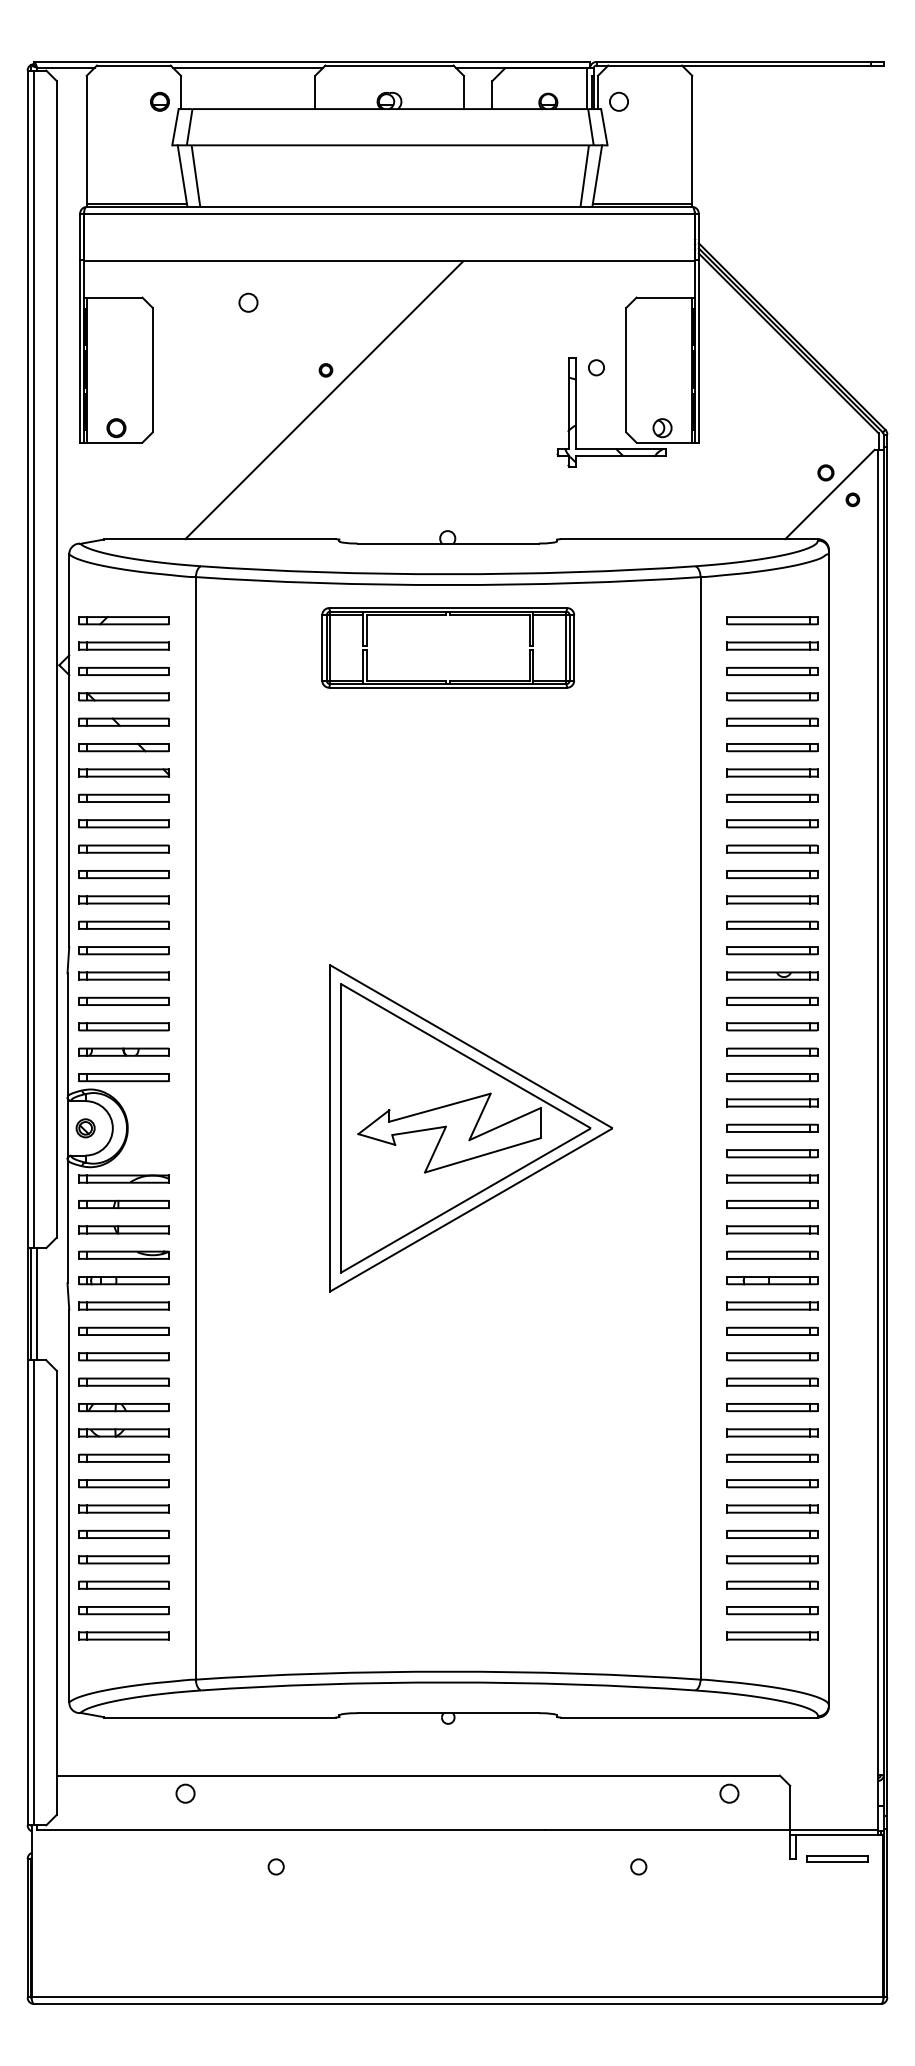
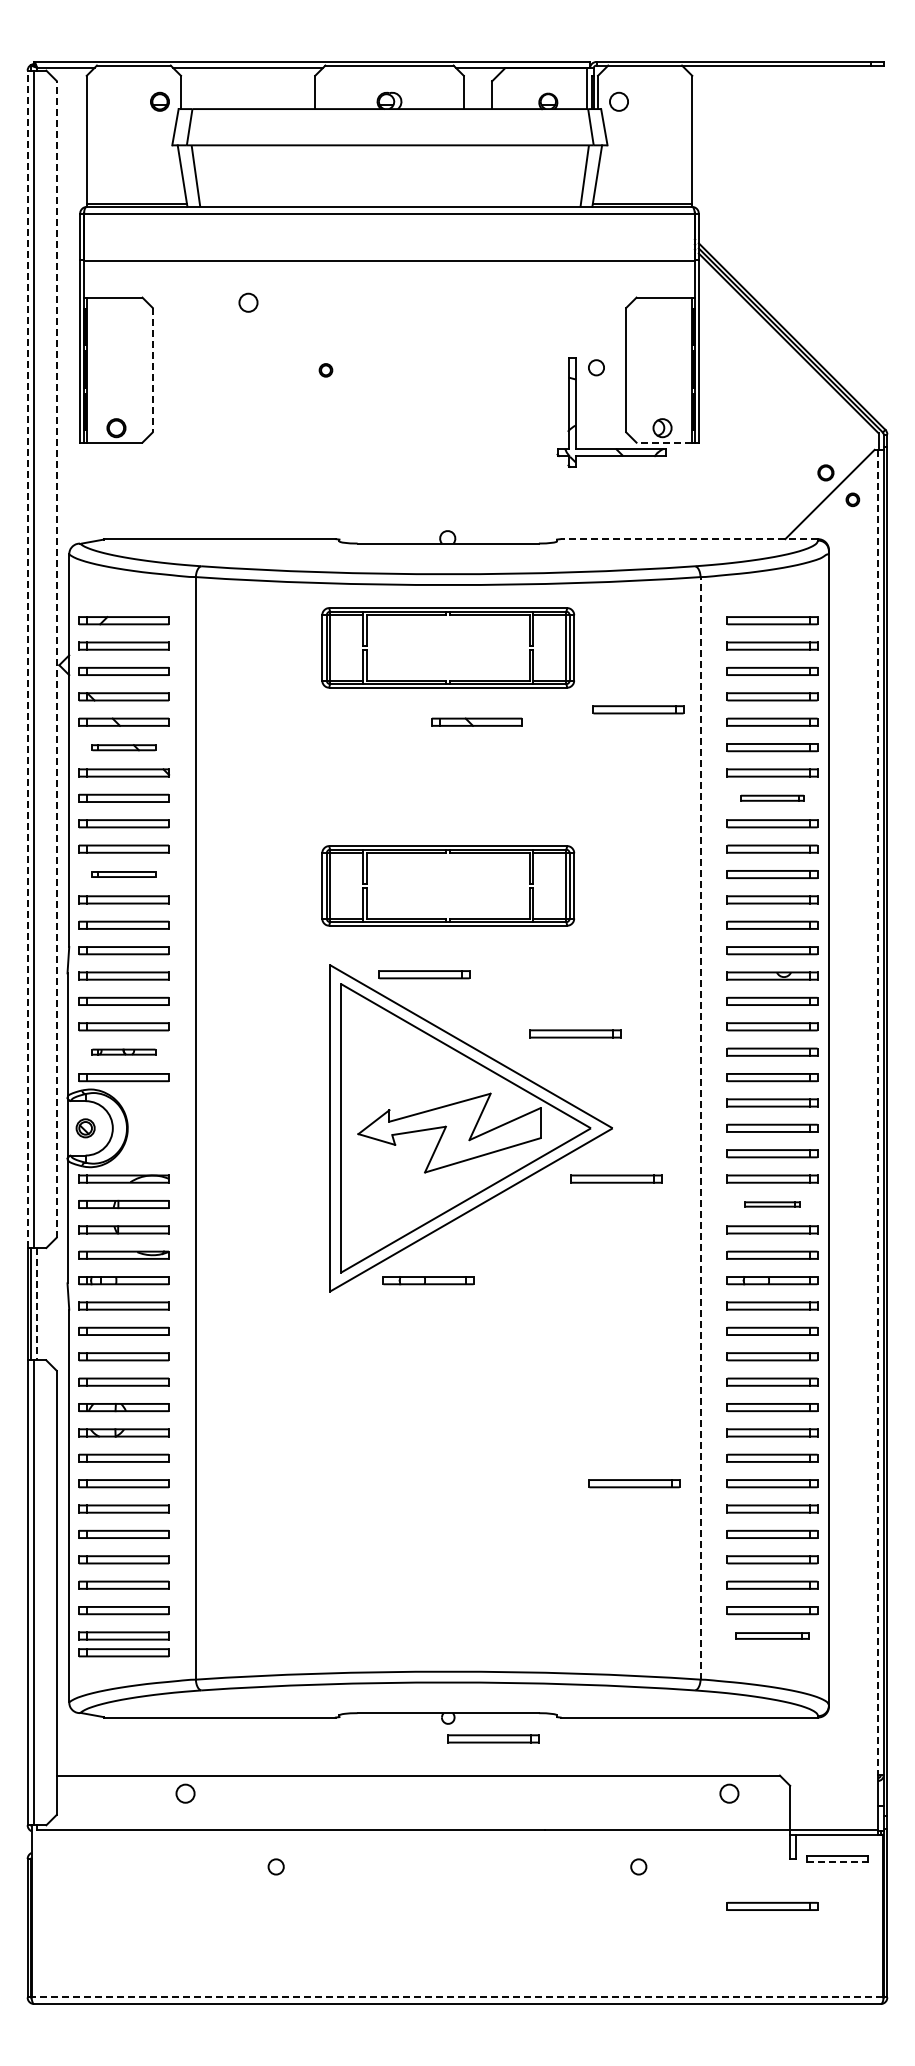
line: solid -> dashed (152, 370)
line: present -> none (324, 400)
line: solid -> dashed (664, 442)
line: solid -> dashed (689, 539)
line: solid -> dashed (56, 658)
line: solid -> dashed (27, 659)
part: none -> present (638, 709)
part: none -> present (476, 721)
part size: 92x10 px -> 66x8 px (123, 747)
part size: 93x10 px -> 65x8 px (772, 797)
part size: 92x9 px -> 66x7 px (123, 874)
part: none -> present (448, 885)
part: none -> present (424, 974)
part: none -> present (575, 1033)
part size: 92x10 px -> 66x8 px (123, 1051)
line: solid -> dashed (877, 1112)
line: solid -> dashed (700, 1127)
part: none -> present (616, 1178)
part size: 93x9 px -> 57x7 px (772, 1204)
part: none -> present (428, 1280)
line: solid -> dashed (37, 1304)
part: none -> present (634, 1483)
part size: 93x10 px -> 75x8 px (772, 1635)
part: none -> present (123, 1652)
part: none -> present (493, 1738)
line: solid -> dashed (837, 1861)
part: none -> present (772, 1905)
line: solid -> dashed (457, 1997)
